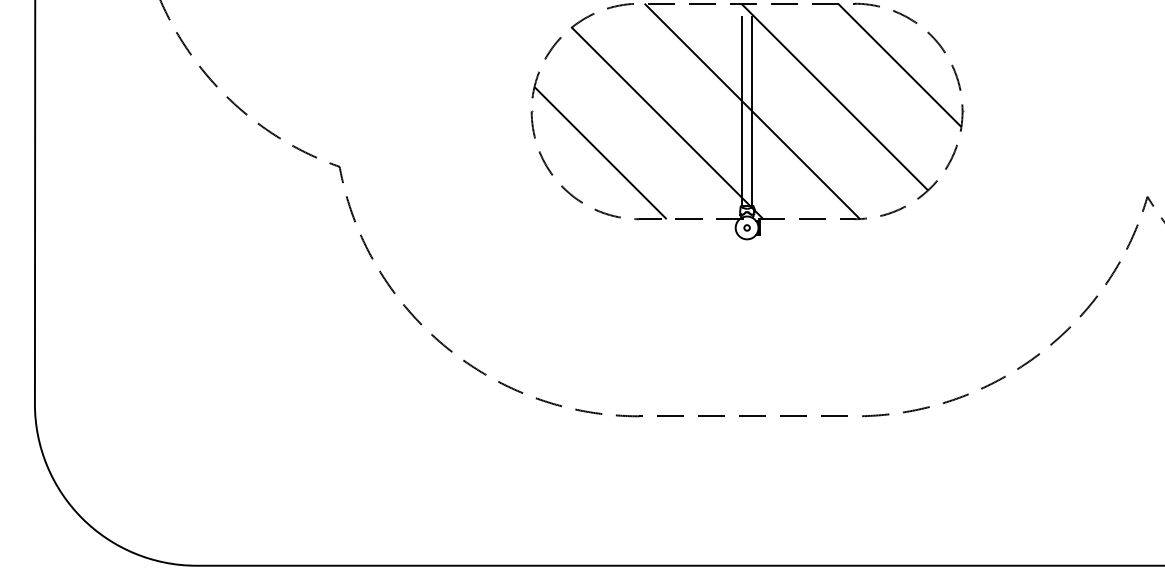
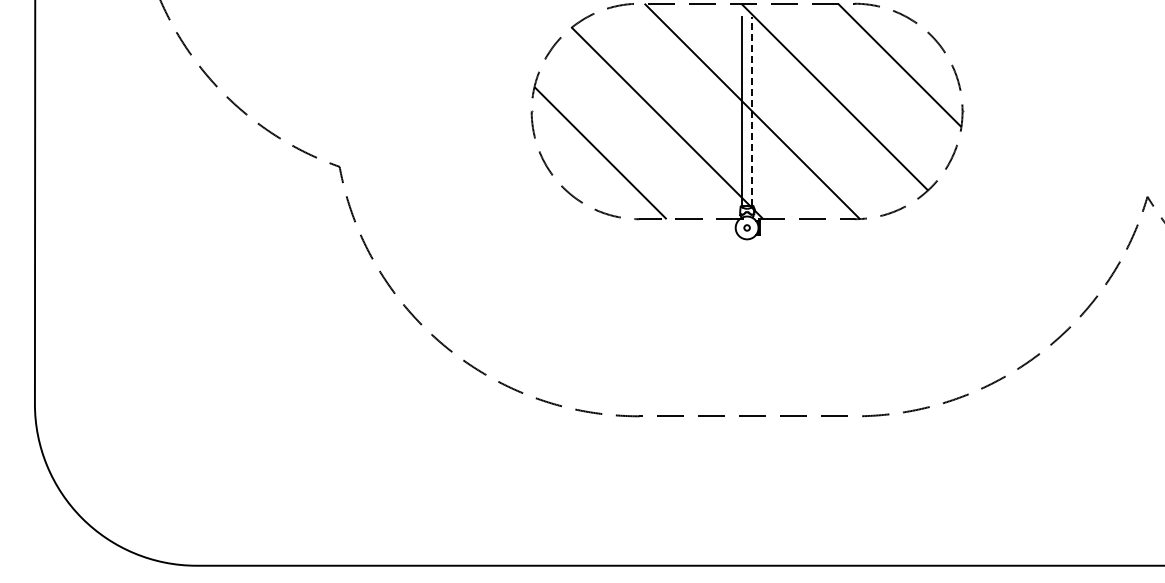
line: solid -> dashed (752, 110)
